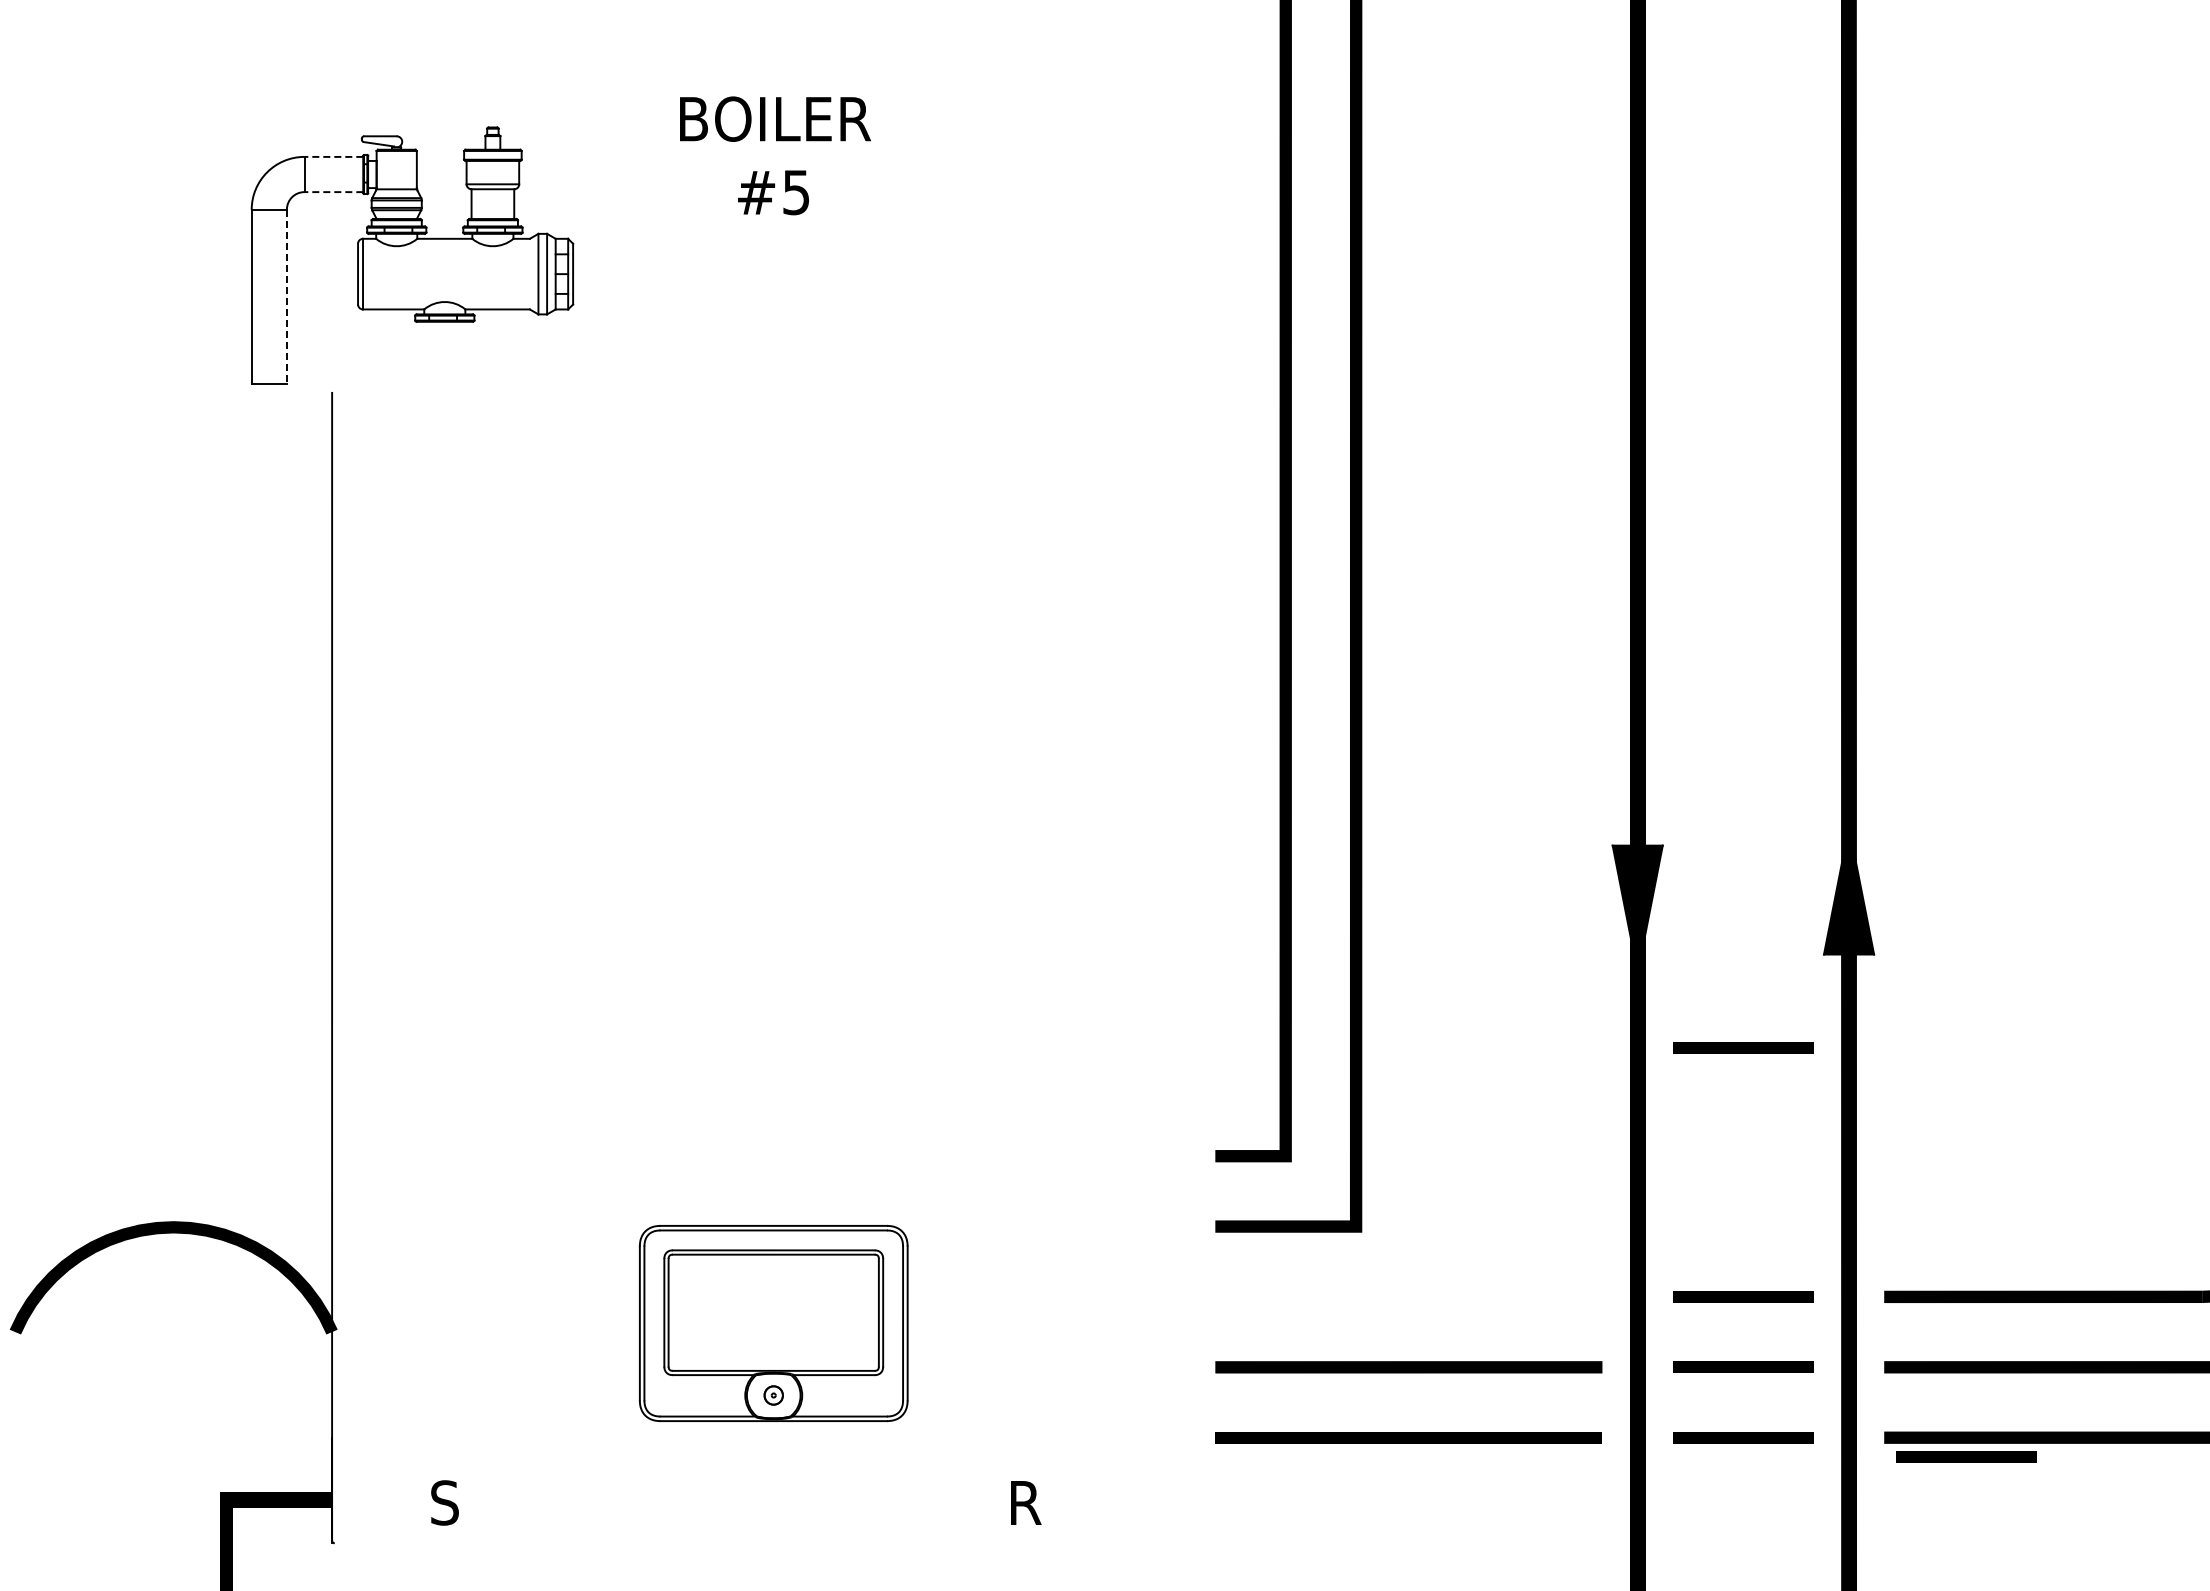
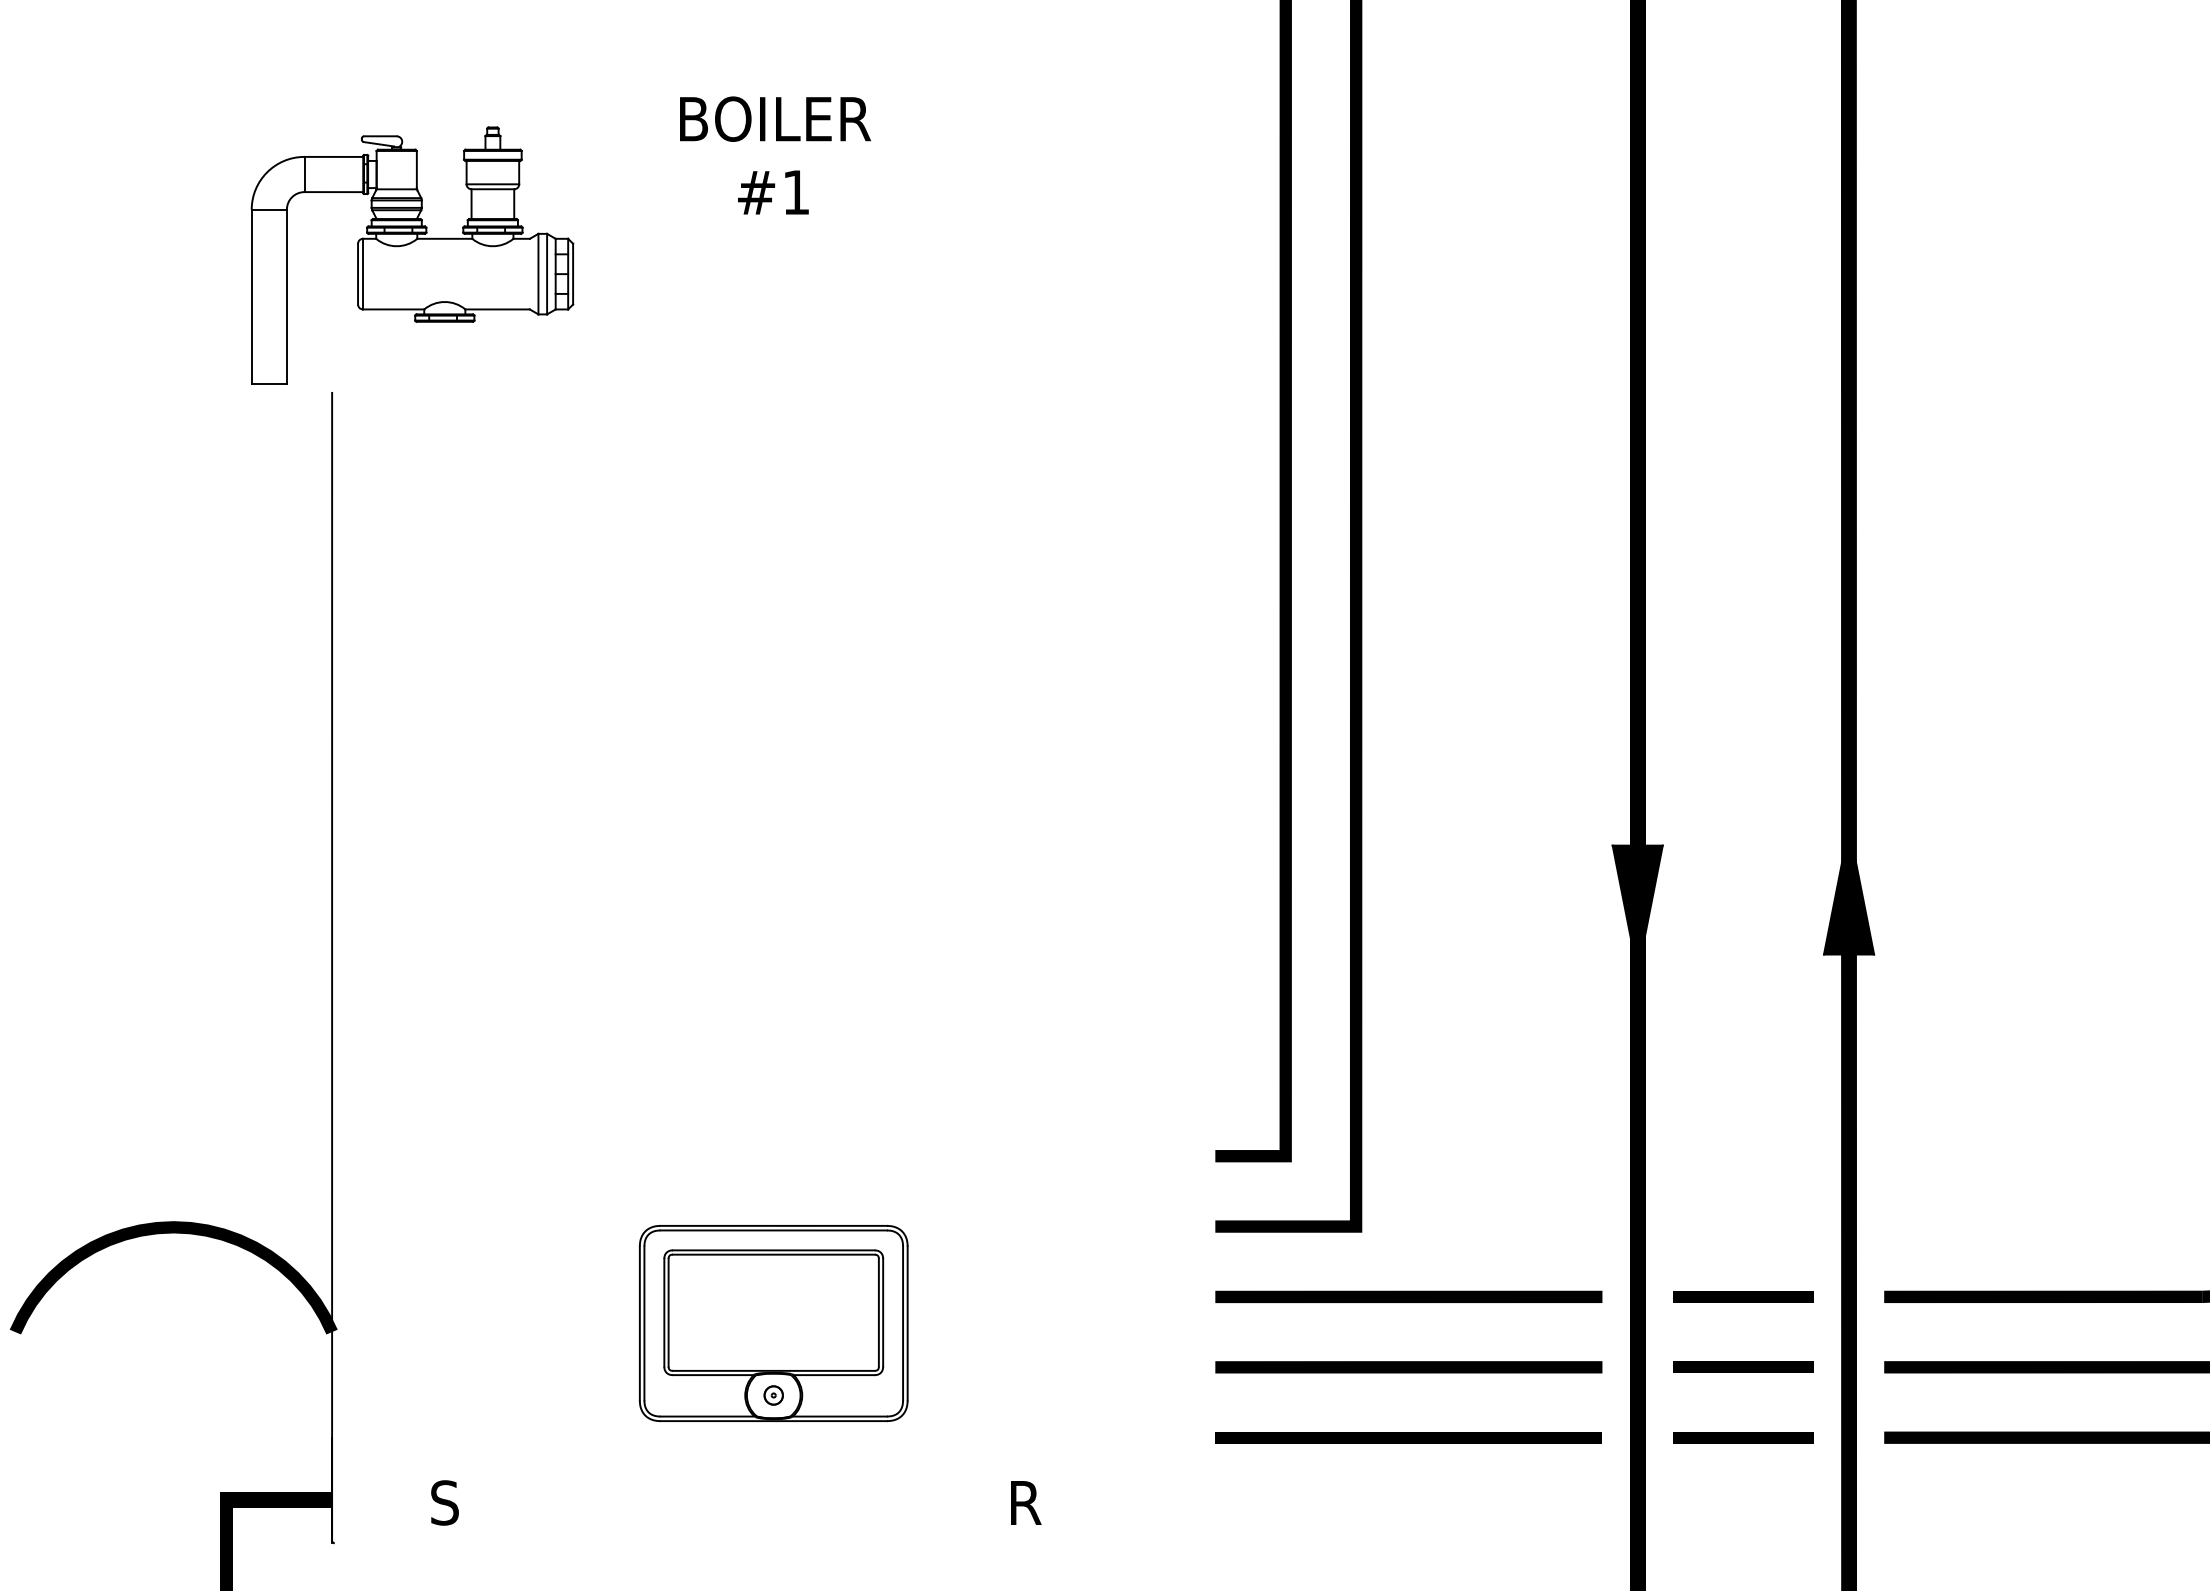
line: dashed -> solid (333, 156)
line: dashed -> solid (333, 192)
text: #5 -> #1 (795, 192)
line: dashed -> solid (286, 297)
line: present -> none (1743, 1047)
line: none -> present (1408, 1296)
line: present -> none (1966, 1456)
